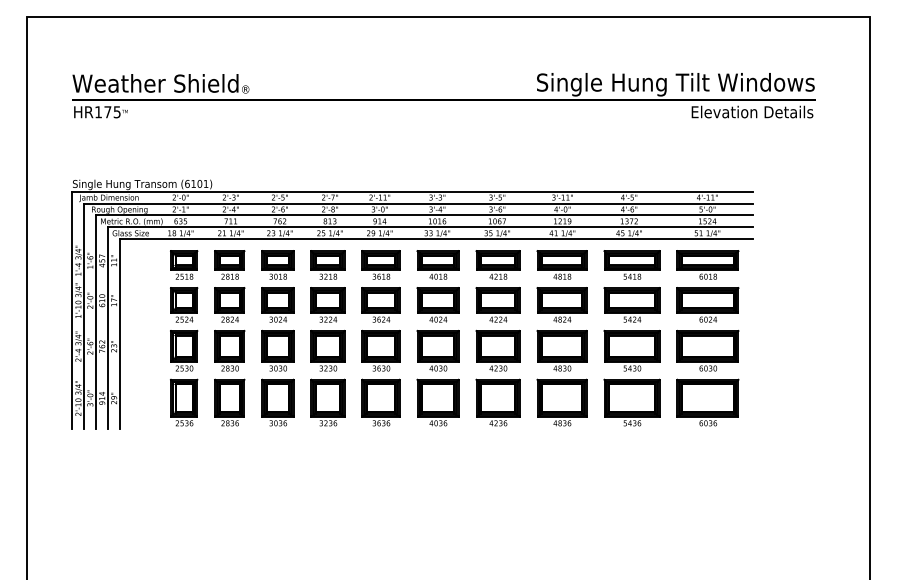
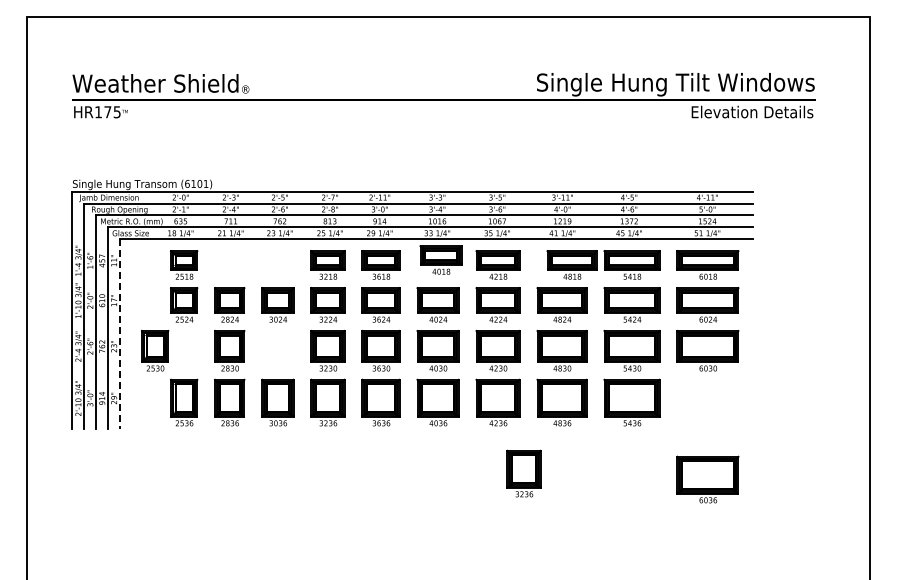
part: present -> none (229, 264)
part: present -> none (277, 264)
part position: (437, 264) -> (440, 259) (440, 259)
part position: (561, 264) -> (571, 264) (571, 264)
line: solid -> dashed (120, 334)
part position: (184, 350) -> (155, 350) (155, 350)
part: present -> none (277, 350)
part position: (707, 402) -> (707, 479) (707, 479)
part: none -> present (523, 473)
